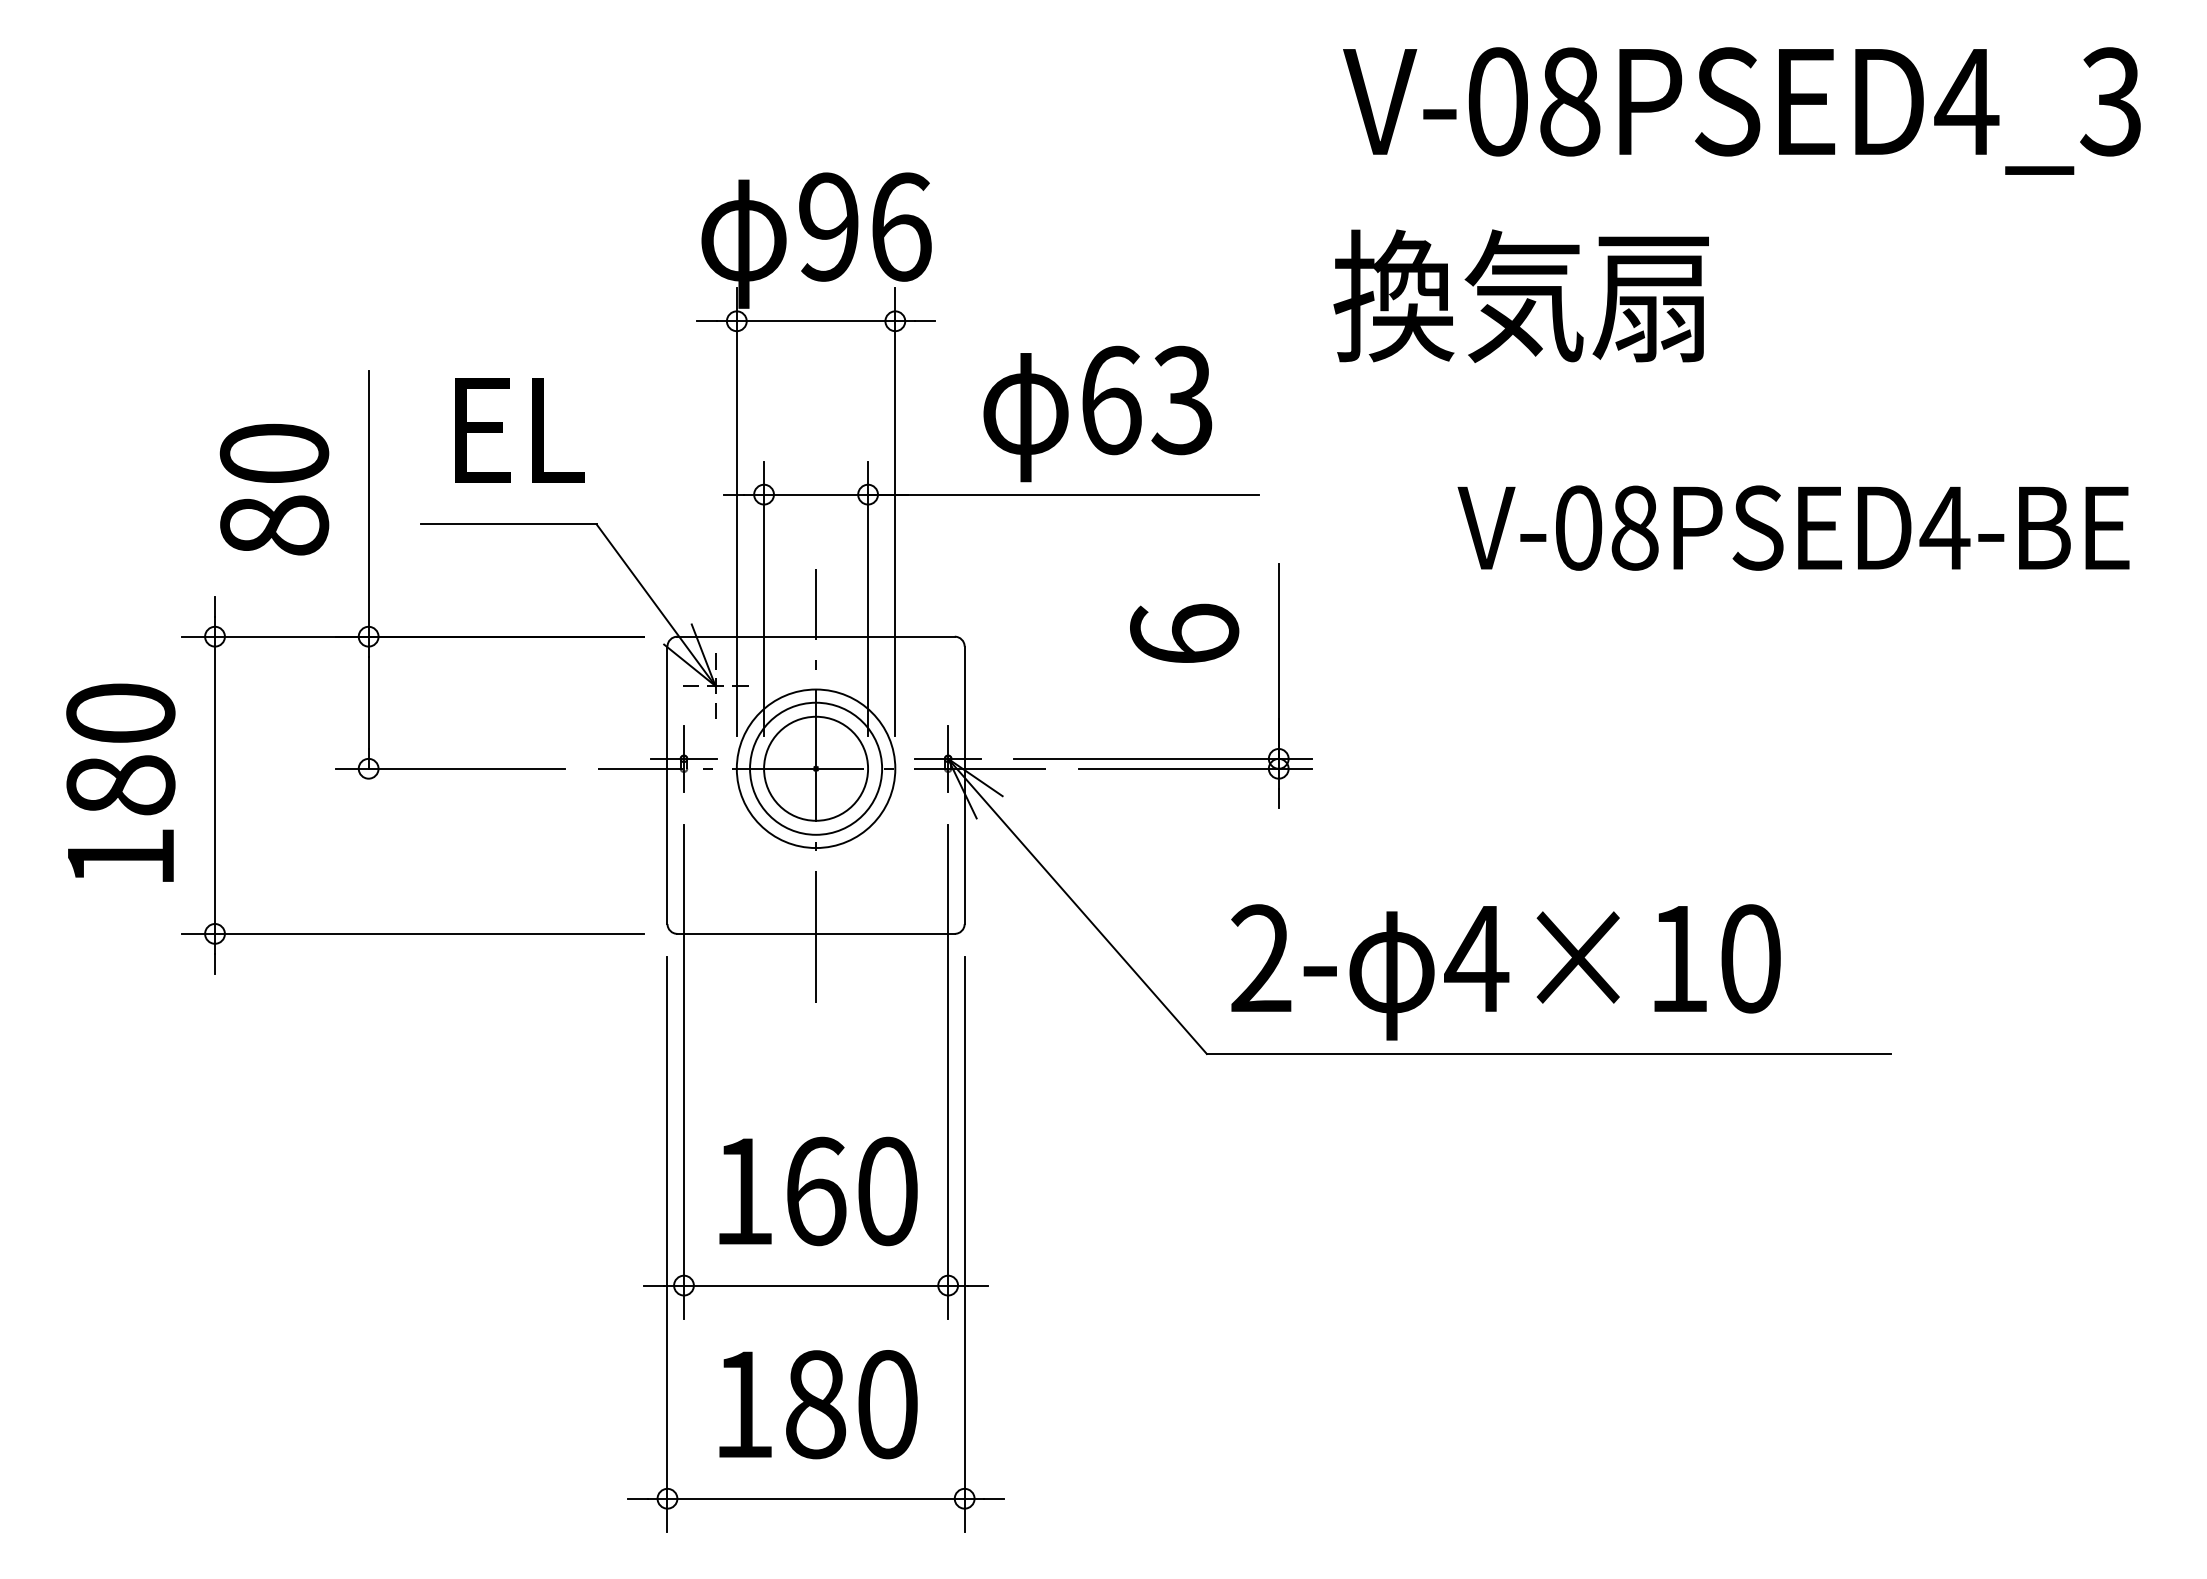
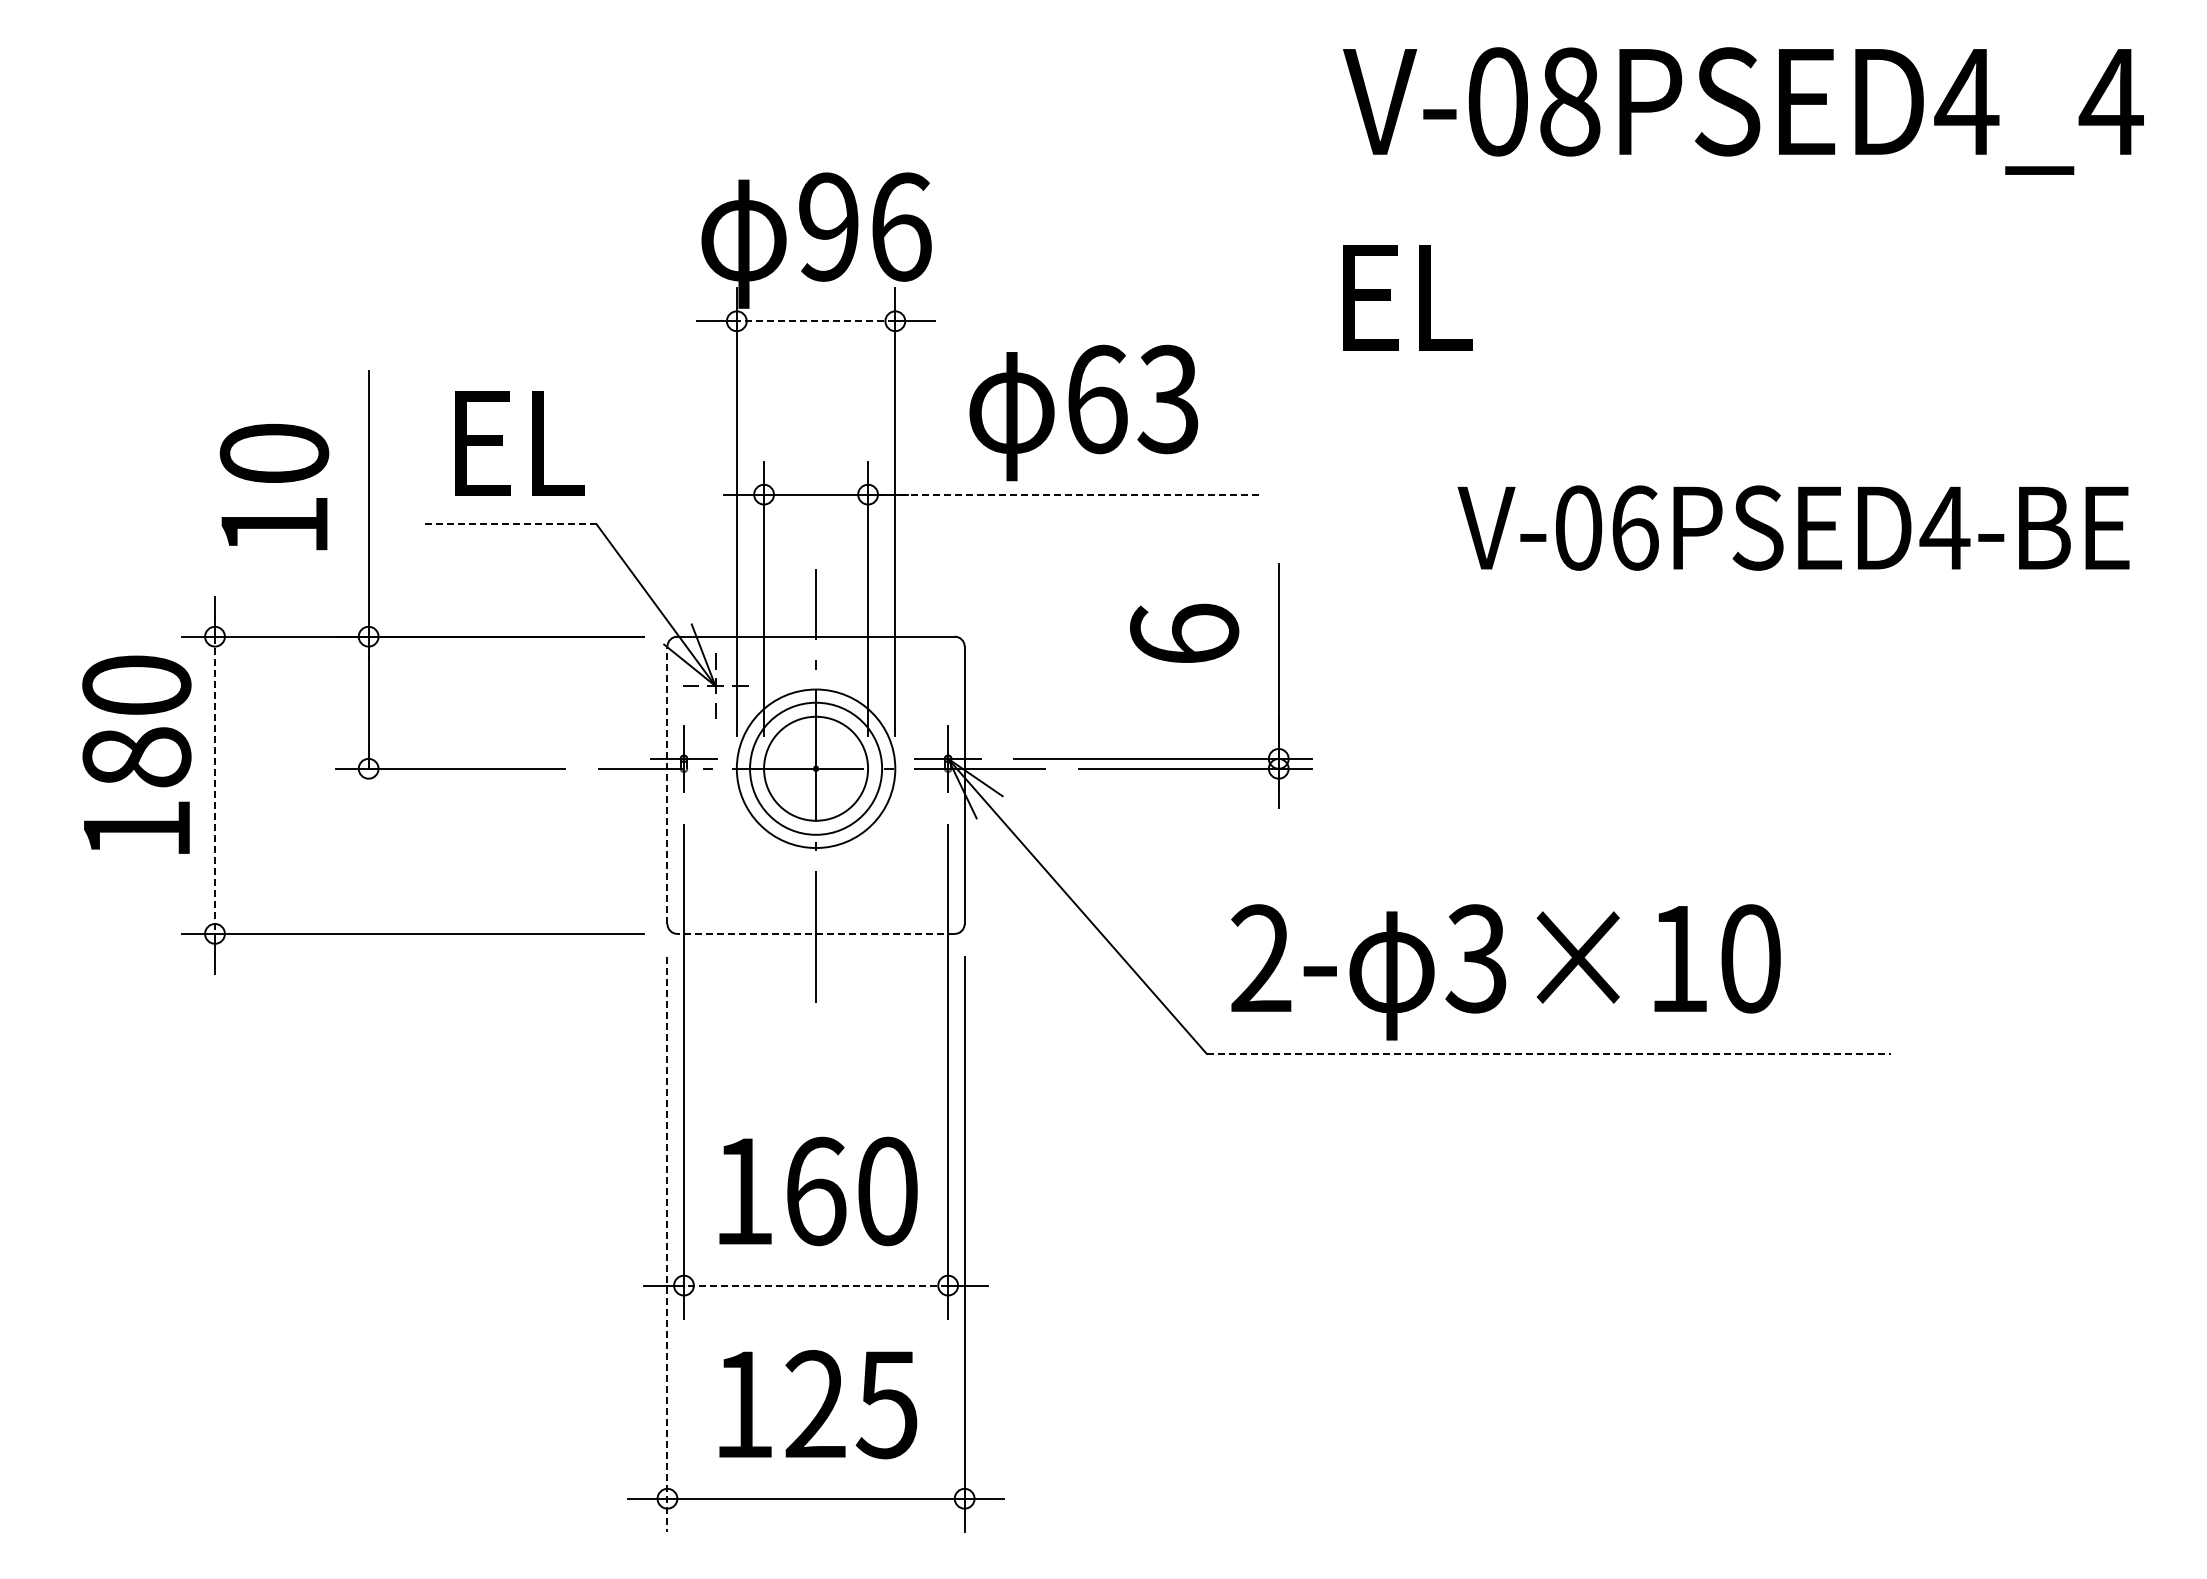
text: V-08PSED4_3 -> V-08PSED4_4 (2110, 101)
text: 換気扇 -> EL (1520, 296)
line: solid -> dashed (815, 321)
text position: (1097, 413) -> (1083, 412) (1083, 412)
text position: (519, 430) -> (519, 443) (519, 443)
line: solid -> dashed (1063, 494)
line: solid -> dashed (508, 524)
text: 80 -> 10 (274, 525)
text: V-08PSED4-BE -> V-06PSED4-BE (1634, 527)
text position: (120, 782) -> (136, 754) (136, 754)
line: solid -> dashed (215, 785)
line: solid -> dashed (667, 785)
line: solid -> dashed (816, 933)
text: 4×10 -> 3×10 (1476, 958)
line: solid -> dashed (1549, 1054)
line: solid -> dashed (667, 1244)
line: solid -> dashed (815, 1285)
text: 180 -> 125 (851, 1404)
